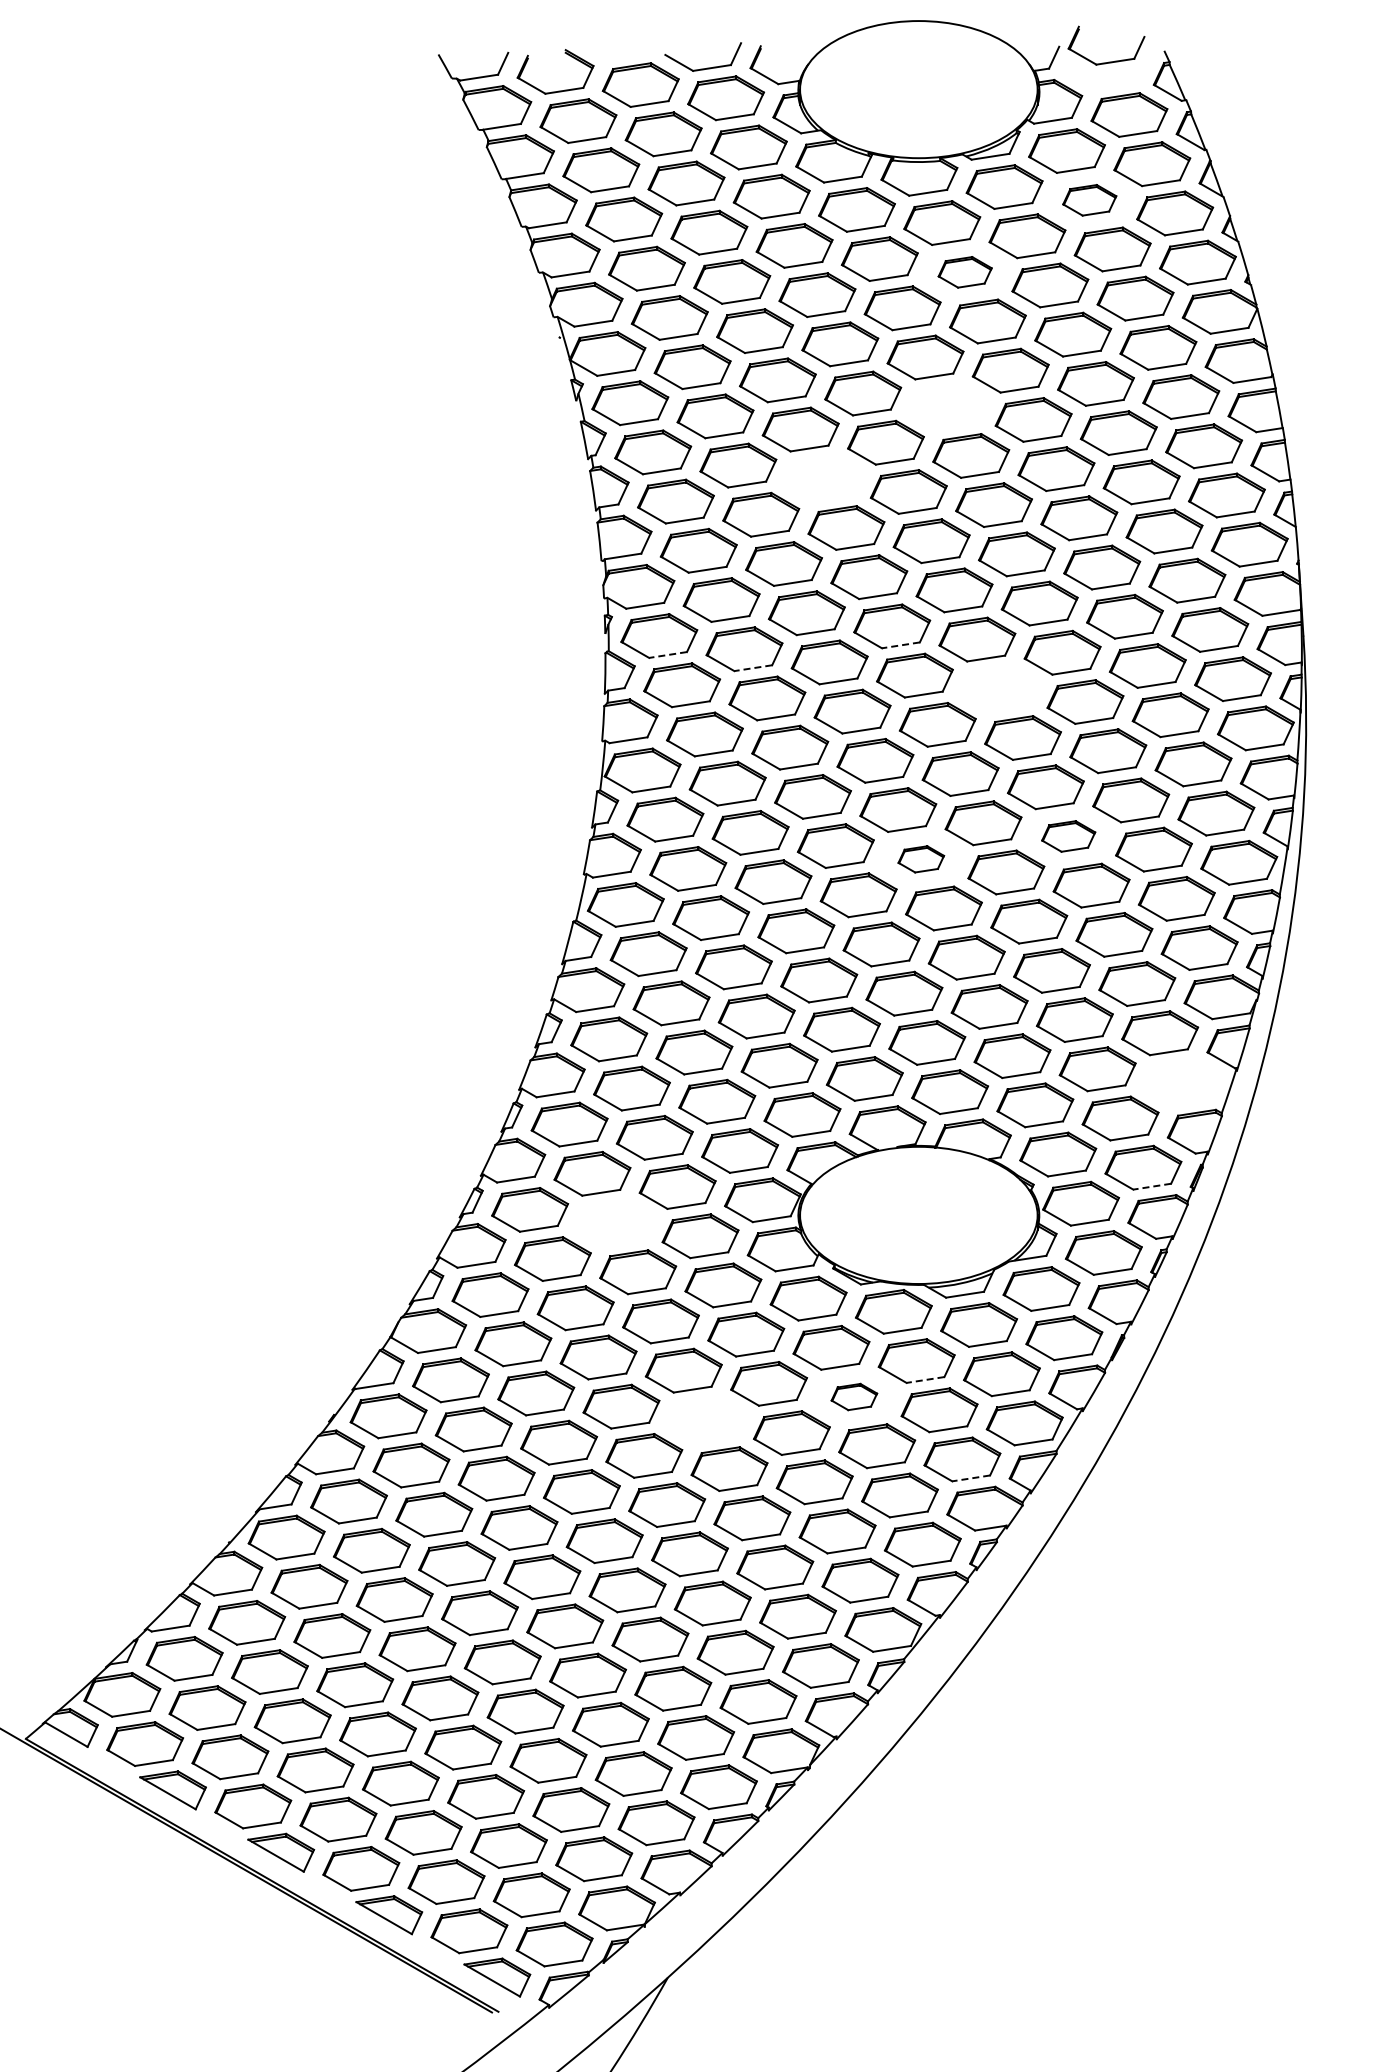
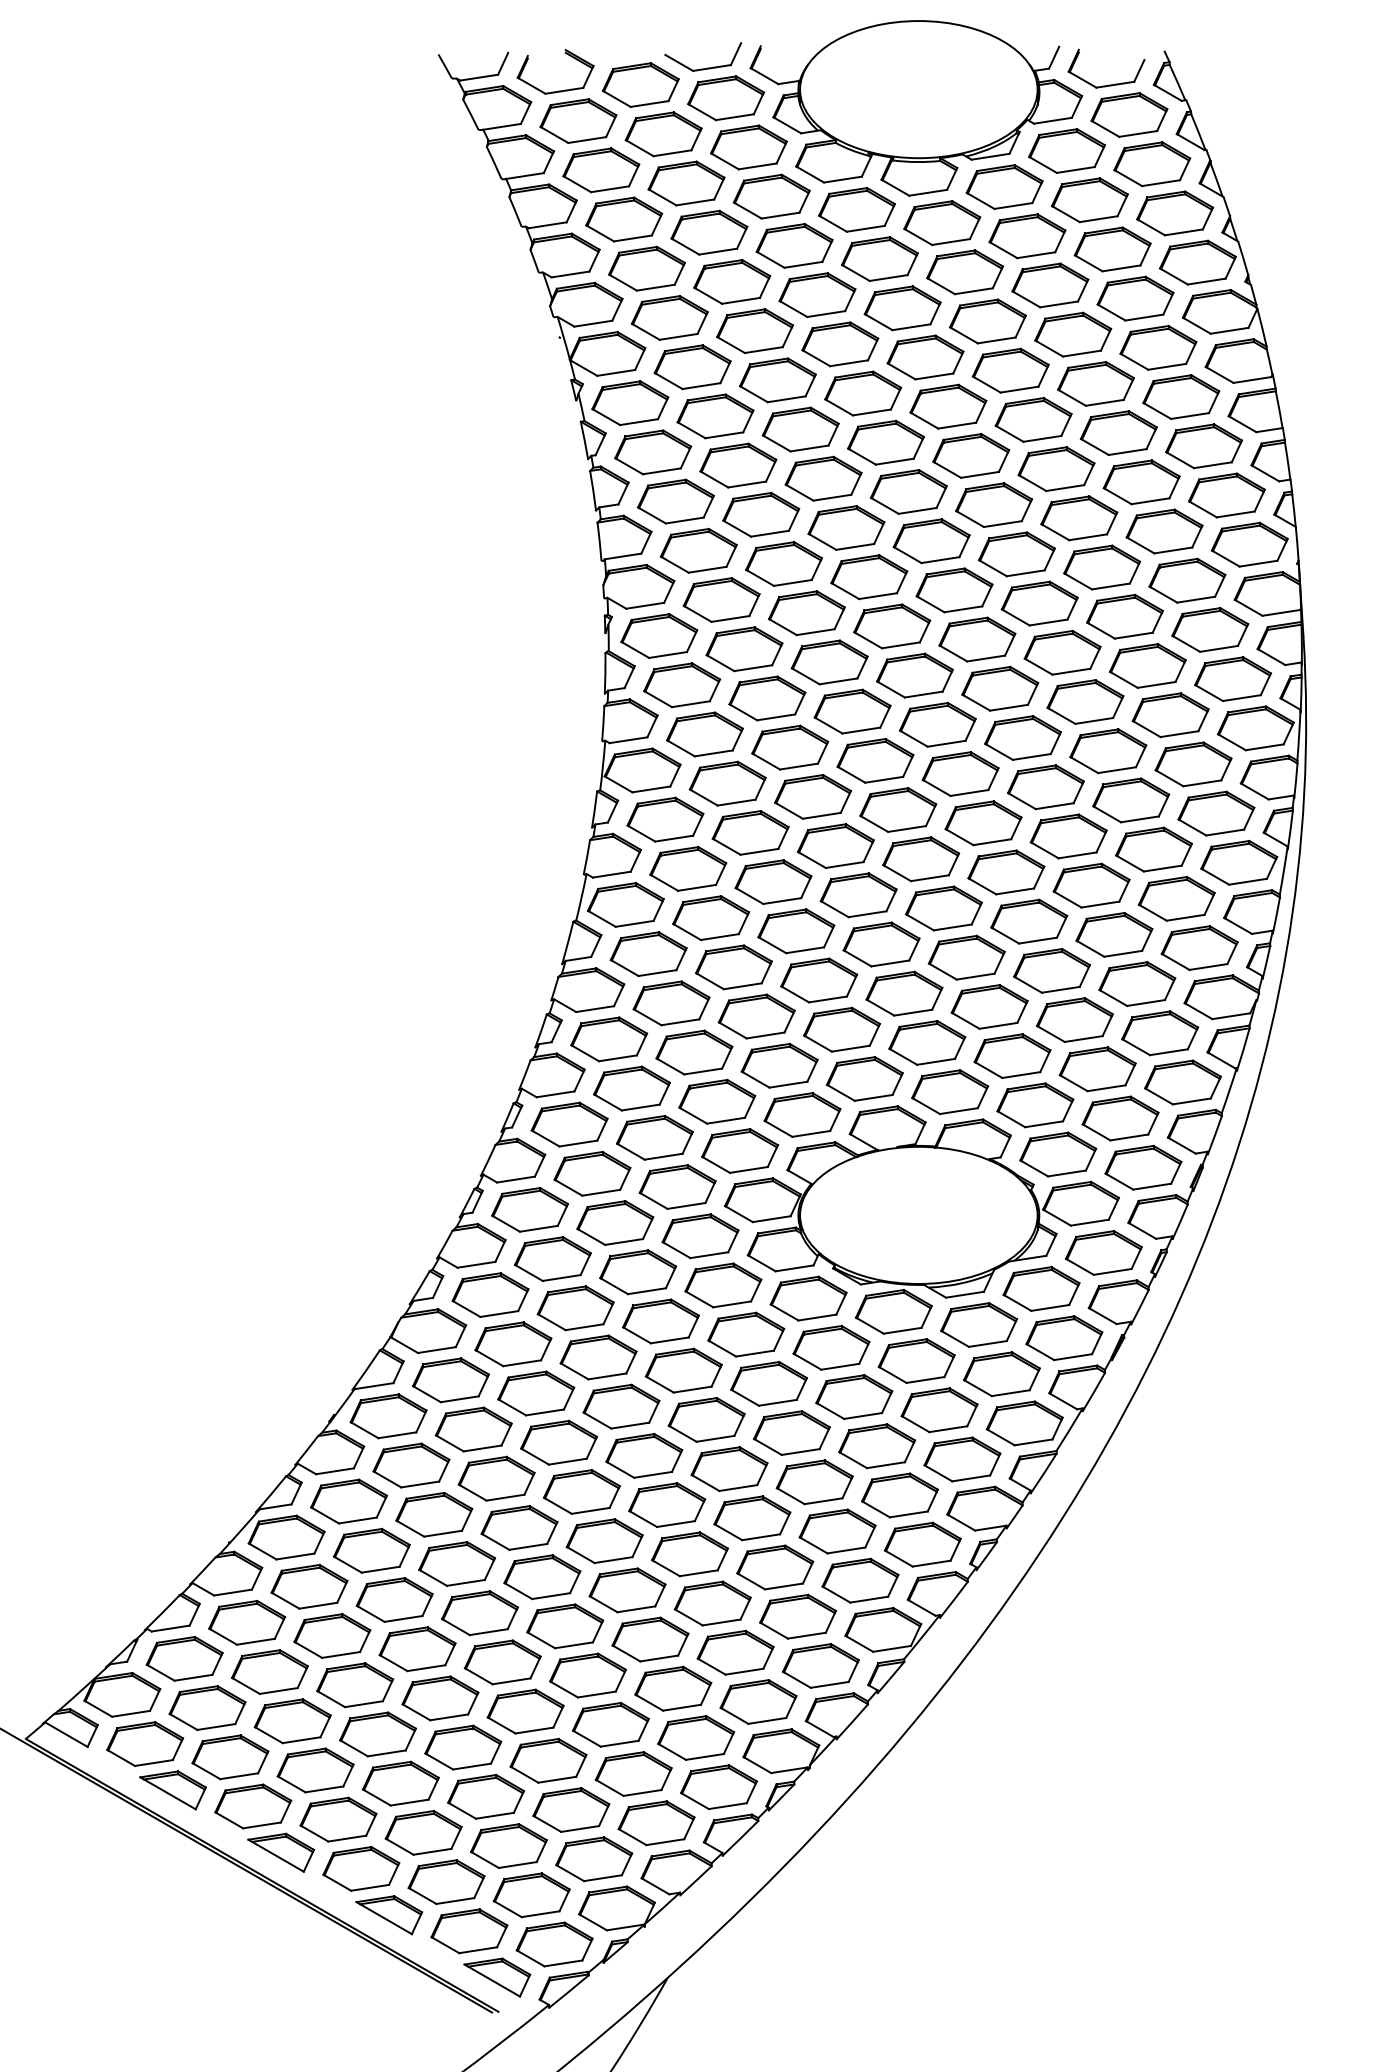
part position: (1108, 61) -> (1108, 84) (1108, 84)
part size: 56x33 px -> 79x47 px (1089, 200)
part size: 56x33 px -> 79x47 px (965, 272)
part: none -> present (948, 406)
part: none -> present (823, 478)
line: dashed -> solid (900, 645)
line: dashed -> solid (667, 655)
line: dashed -> solid (752, 668)
part: none -> present (1000, 688)
part size: 56x33 px -> 79x47 px (1068, 836)
part size: 49x29 px -> 79x47 px (921, 859)
part: none -> present (1182, 1082)
line: dashed -> solid (1151, 1186)
part: none -> present (615, 1222)
line: dashed -> solid (925, 1380)
part size: 49x30 px -> 79x46 px (854, 1396)
part: none -> present (706, 1419)
line: dashed -> solid (970, 1478)
